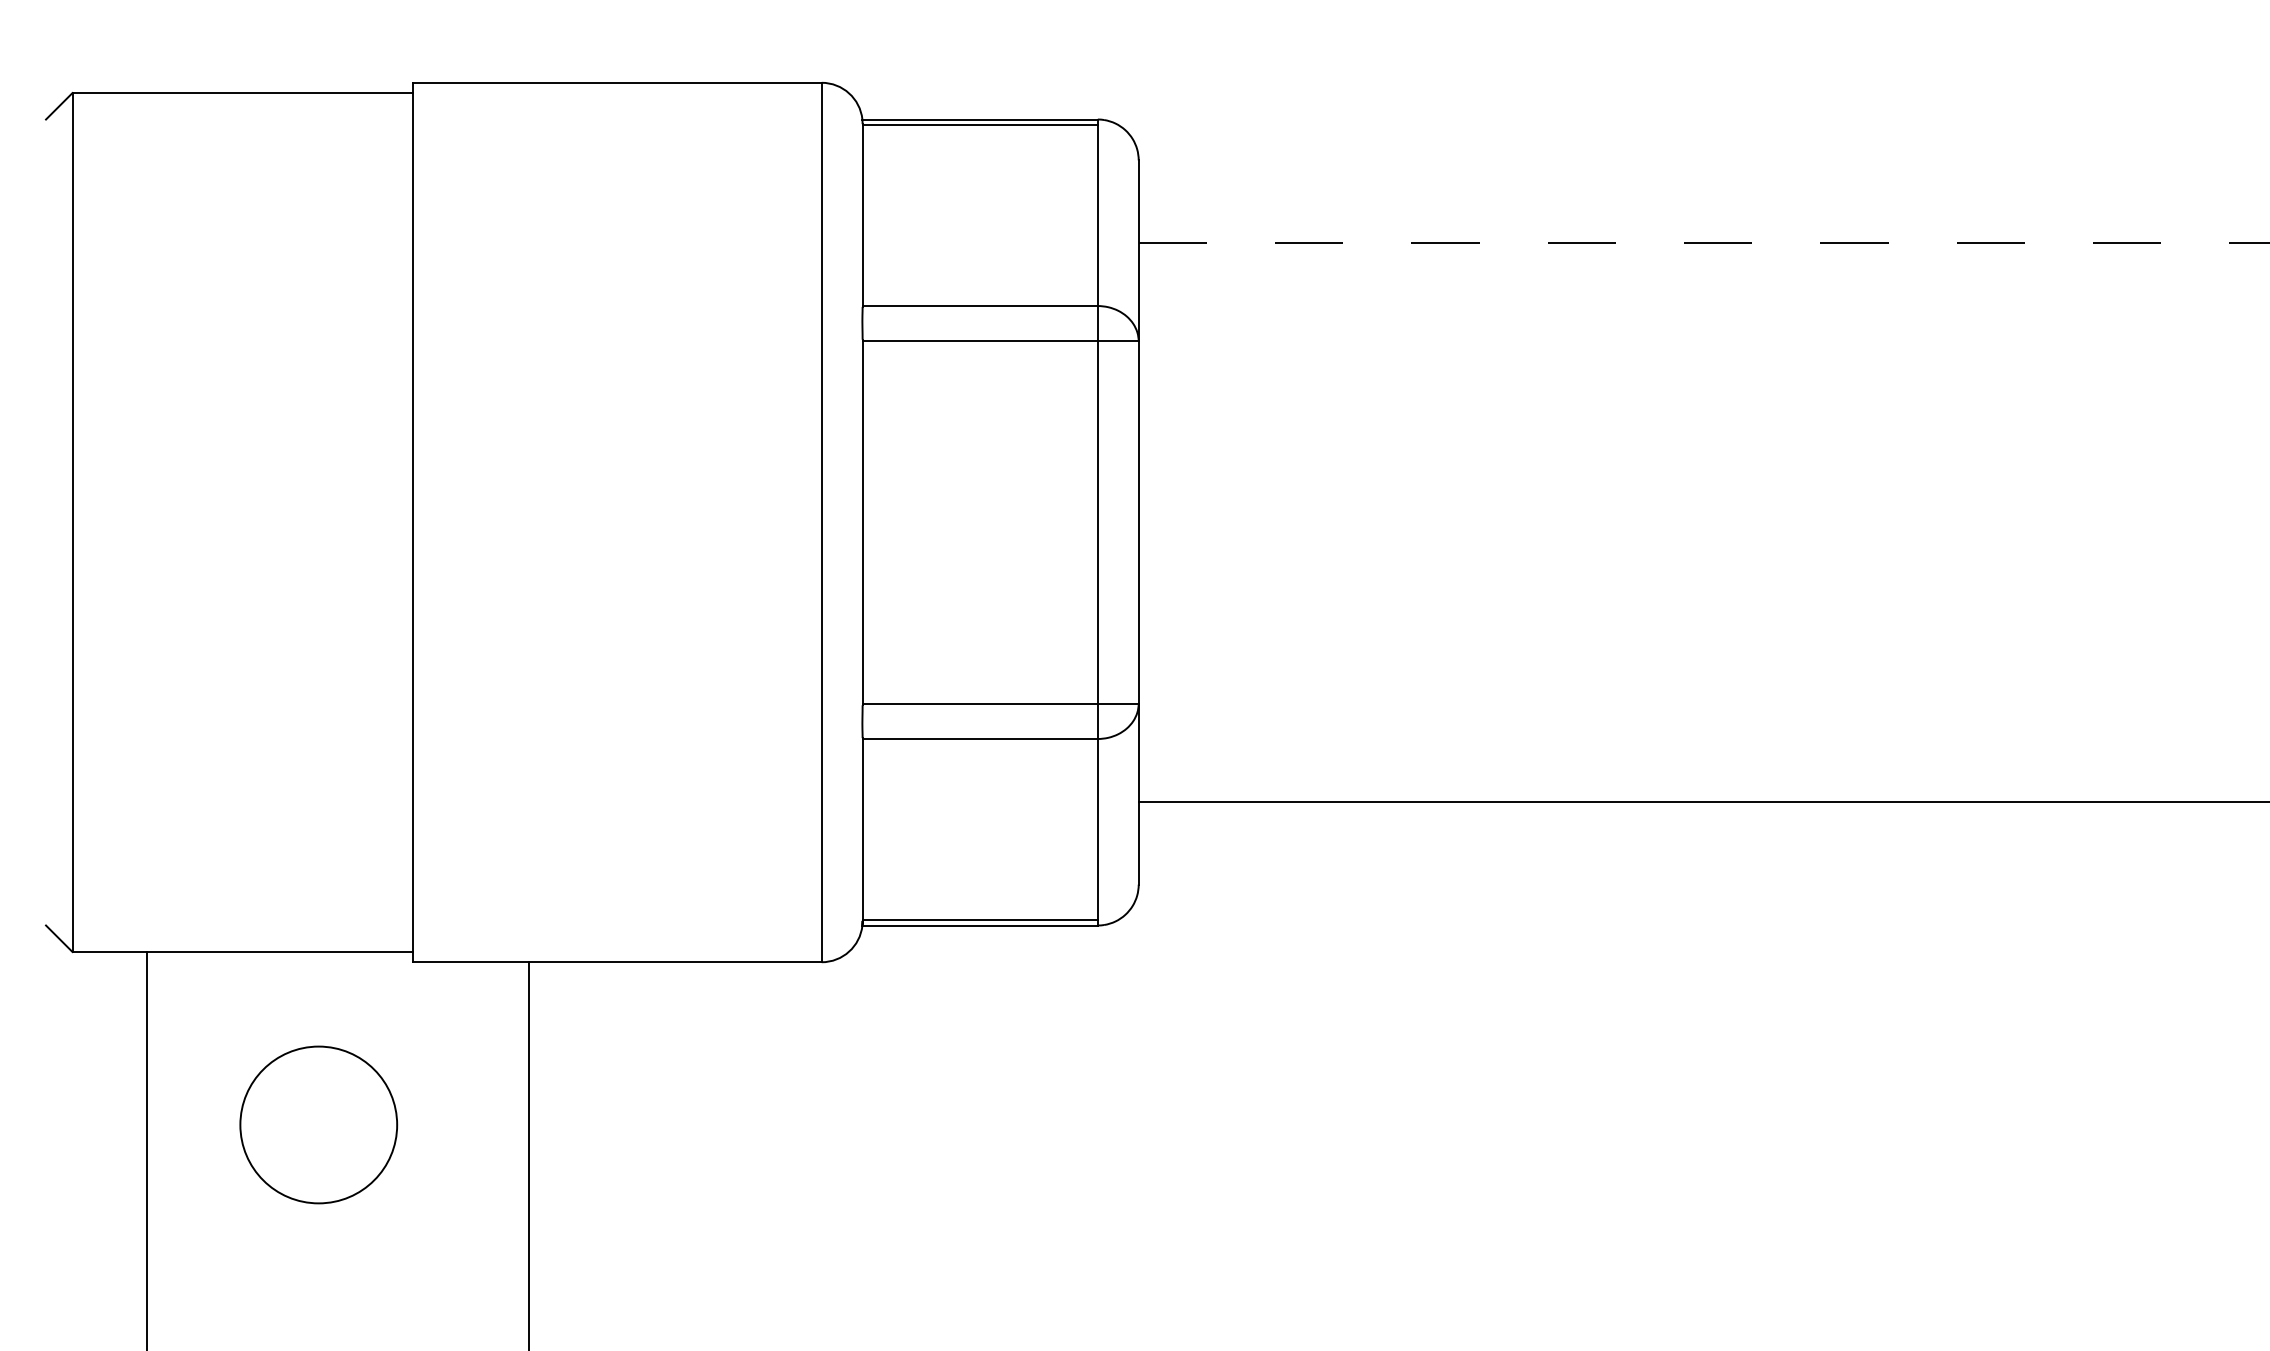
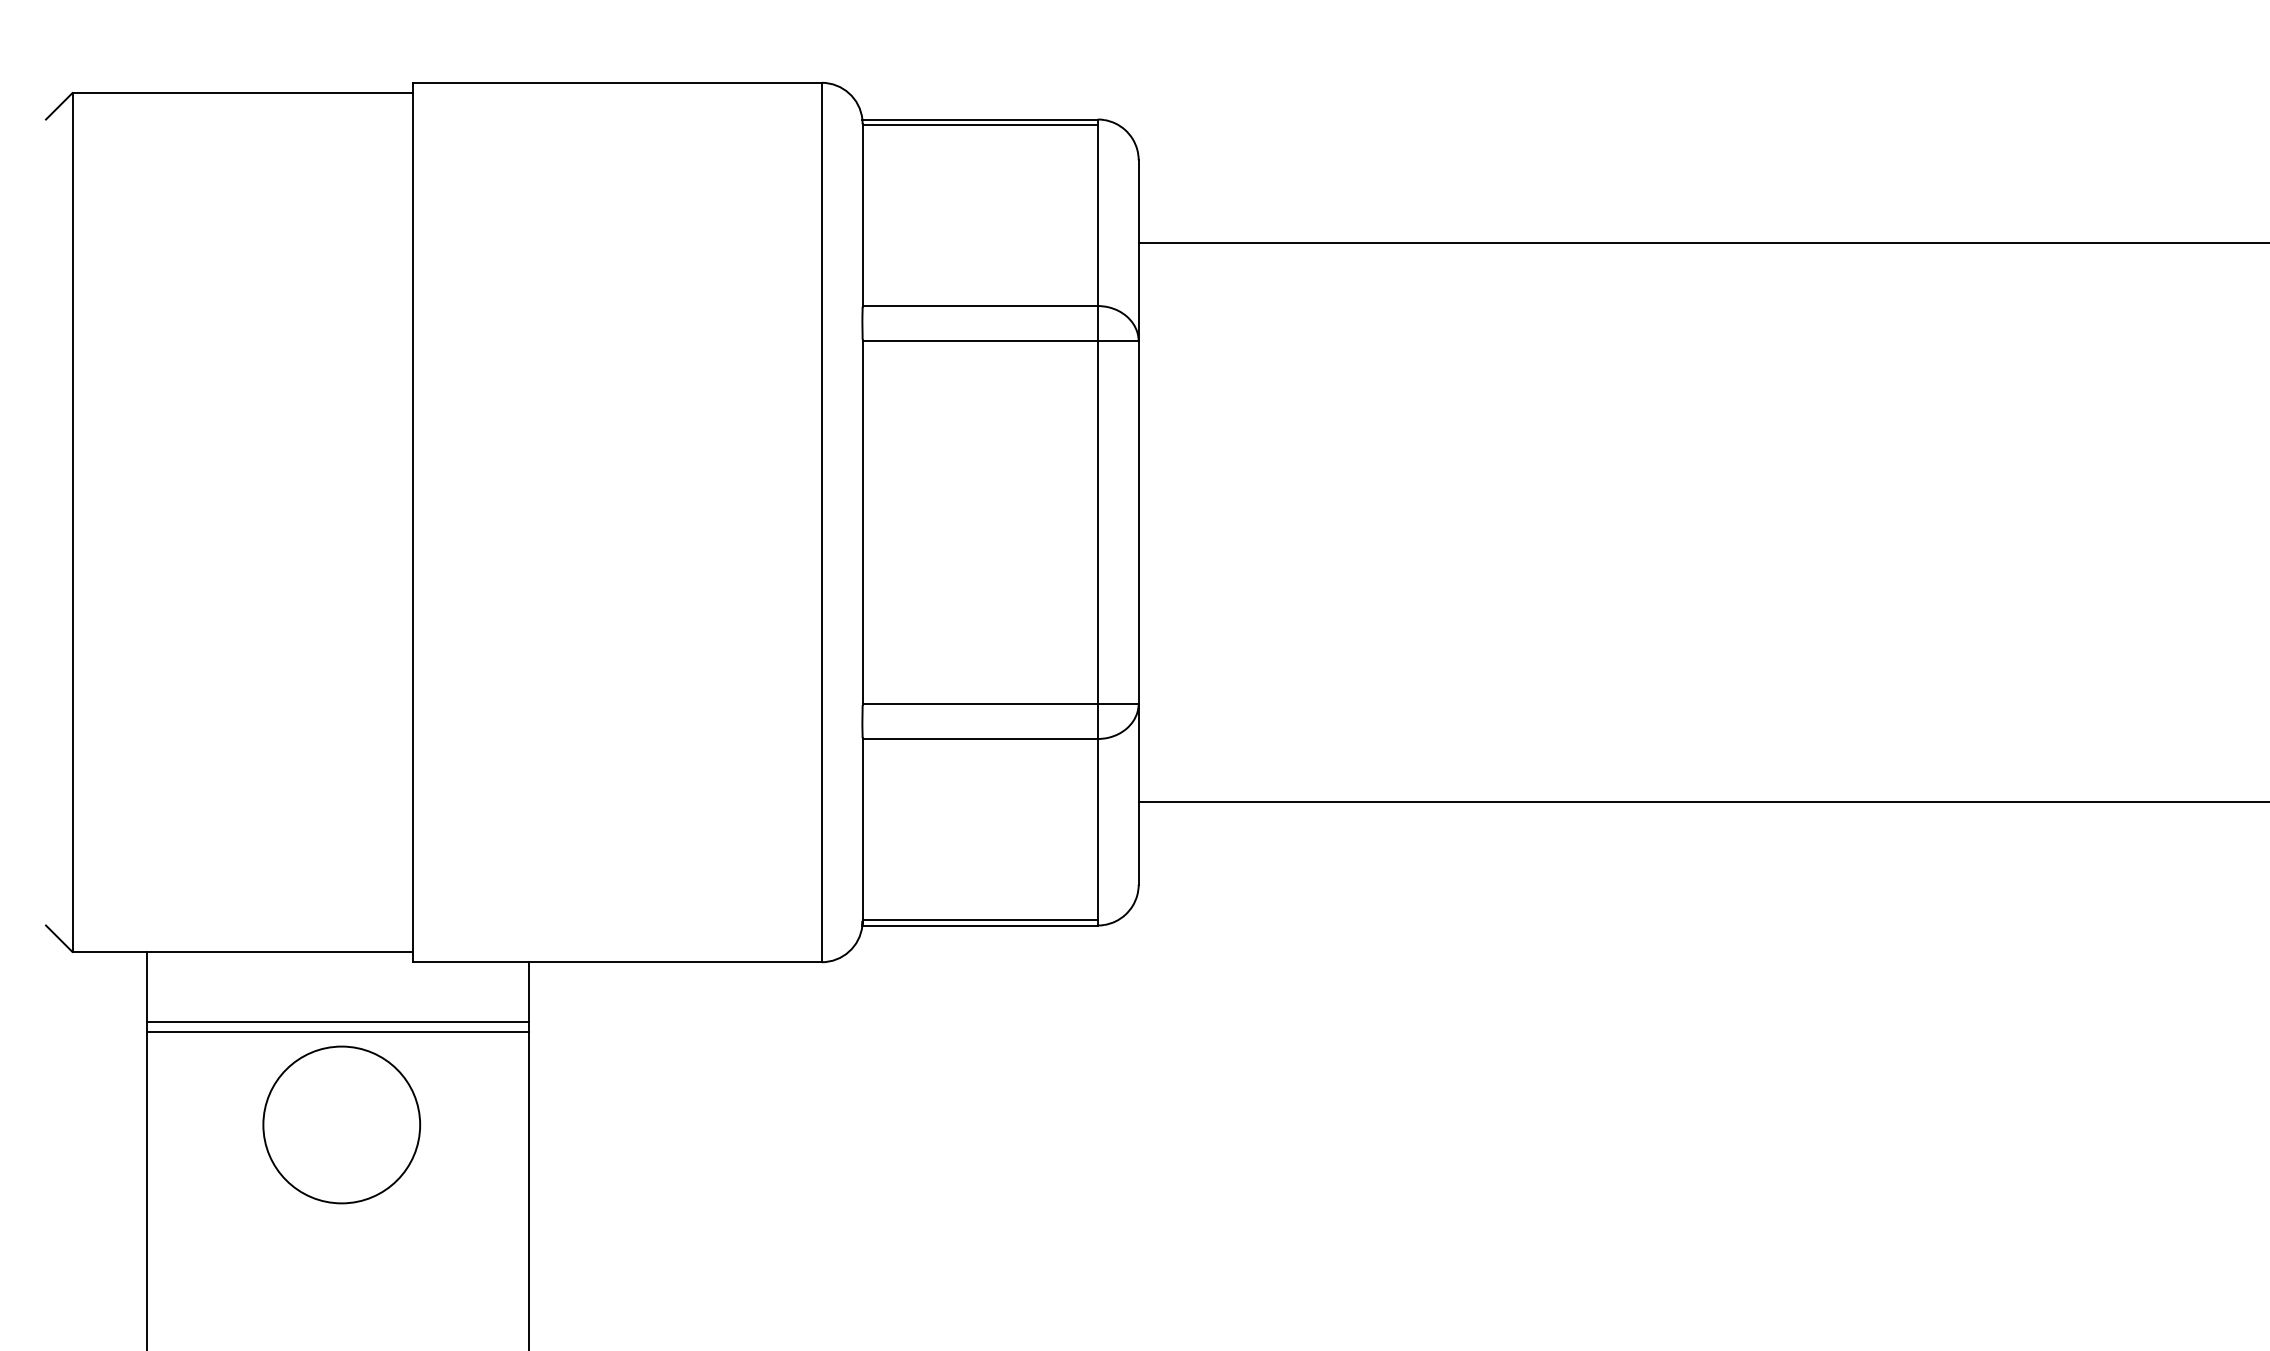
line: dashed -> solid (1704, 243)
line: none -> present (337, 1021)
line: none -> present (337, 1032)
circle position: (318, 1124) -> (341, 1124) (341, 1124)
